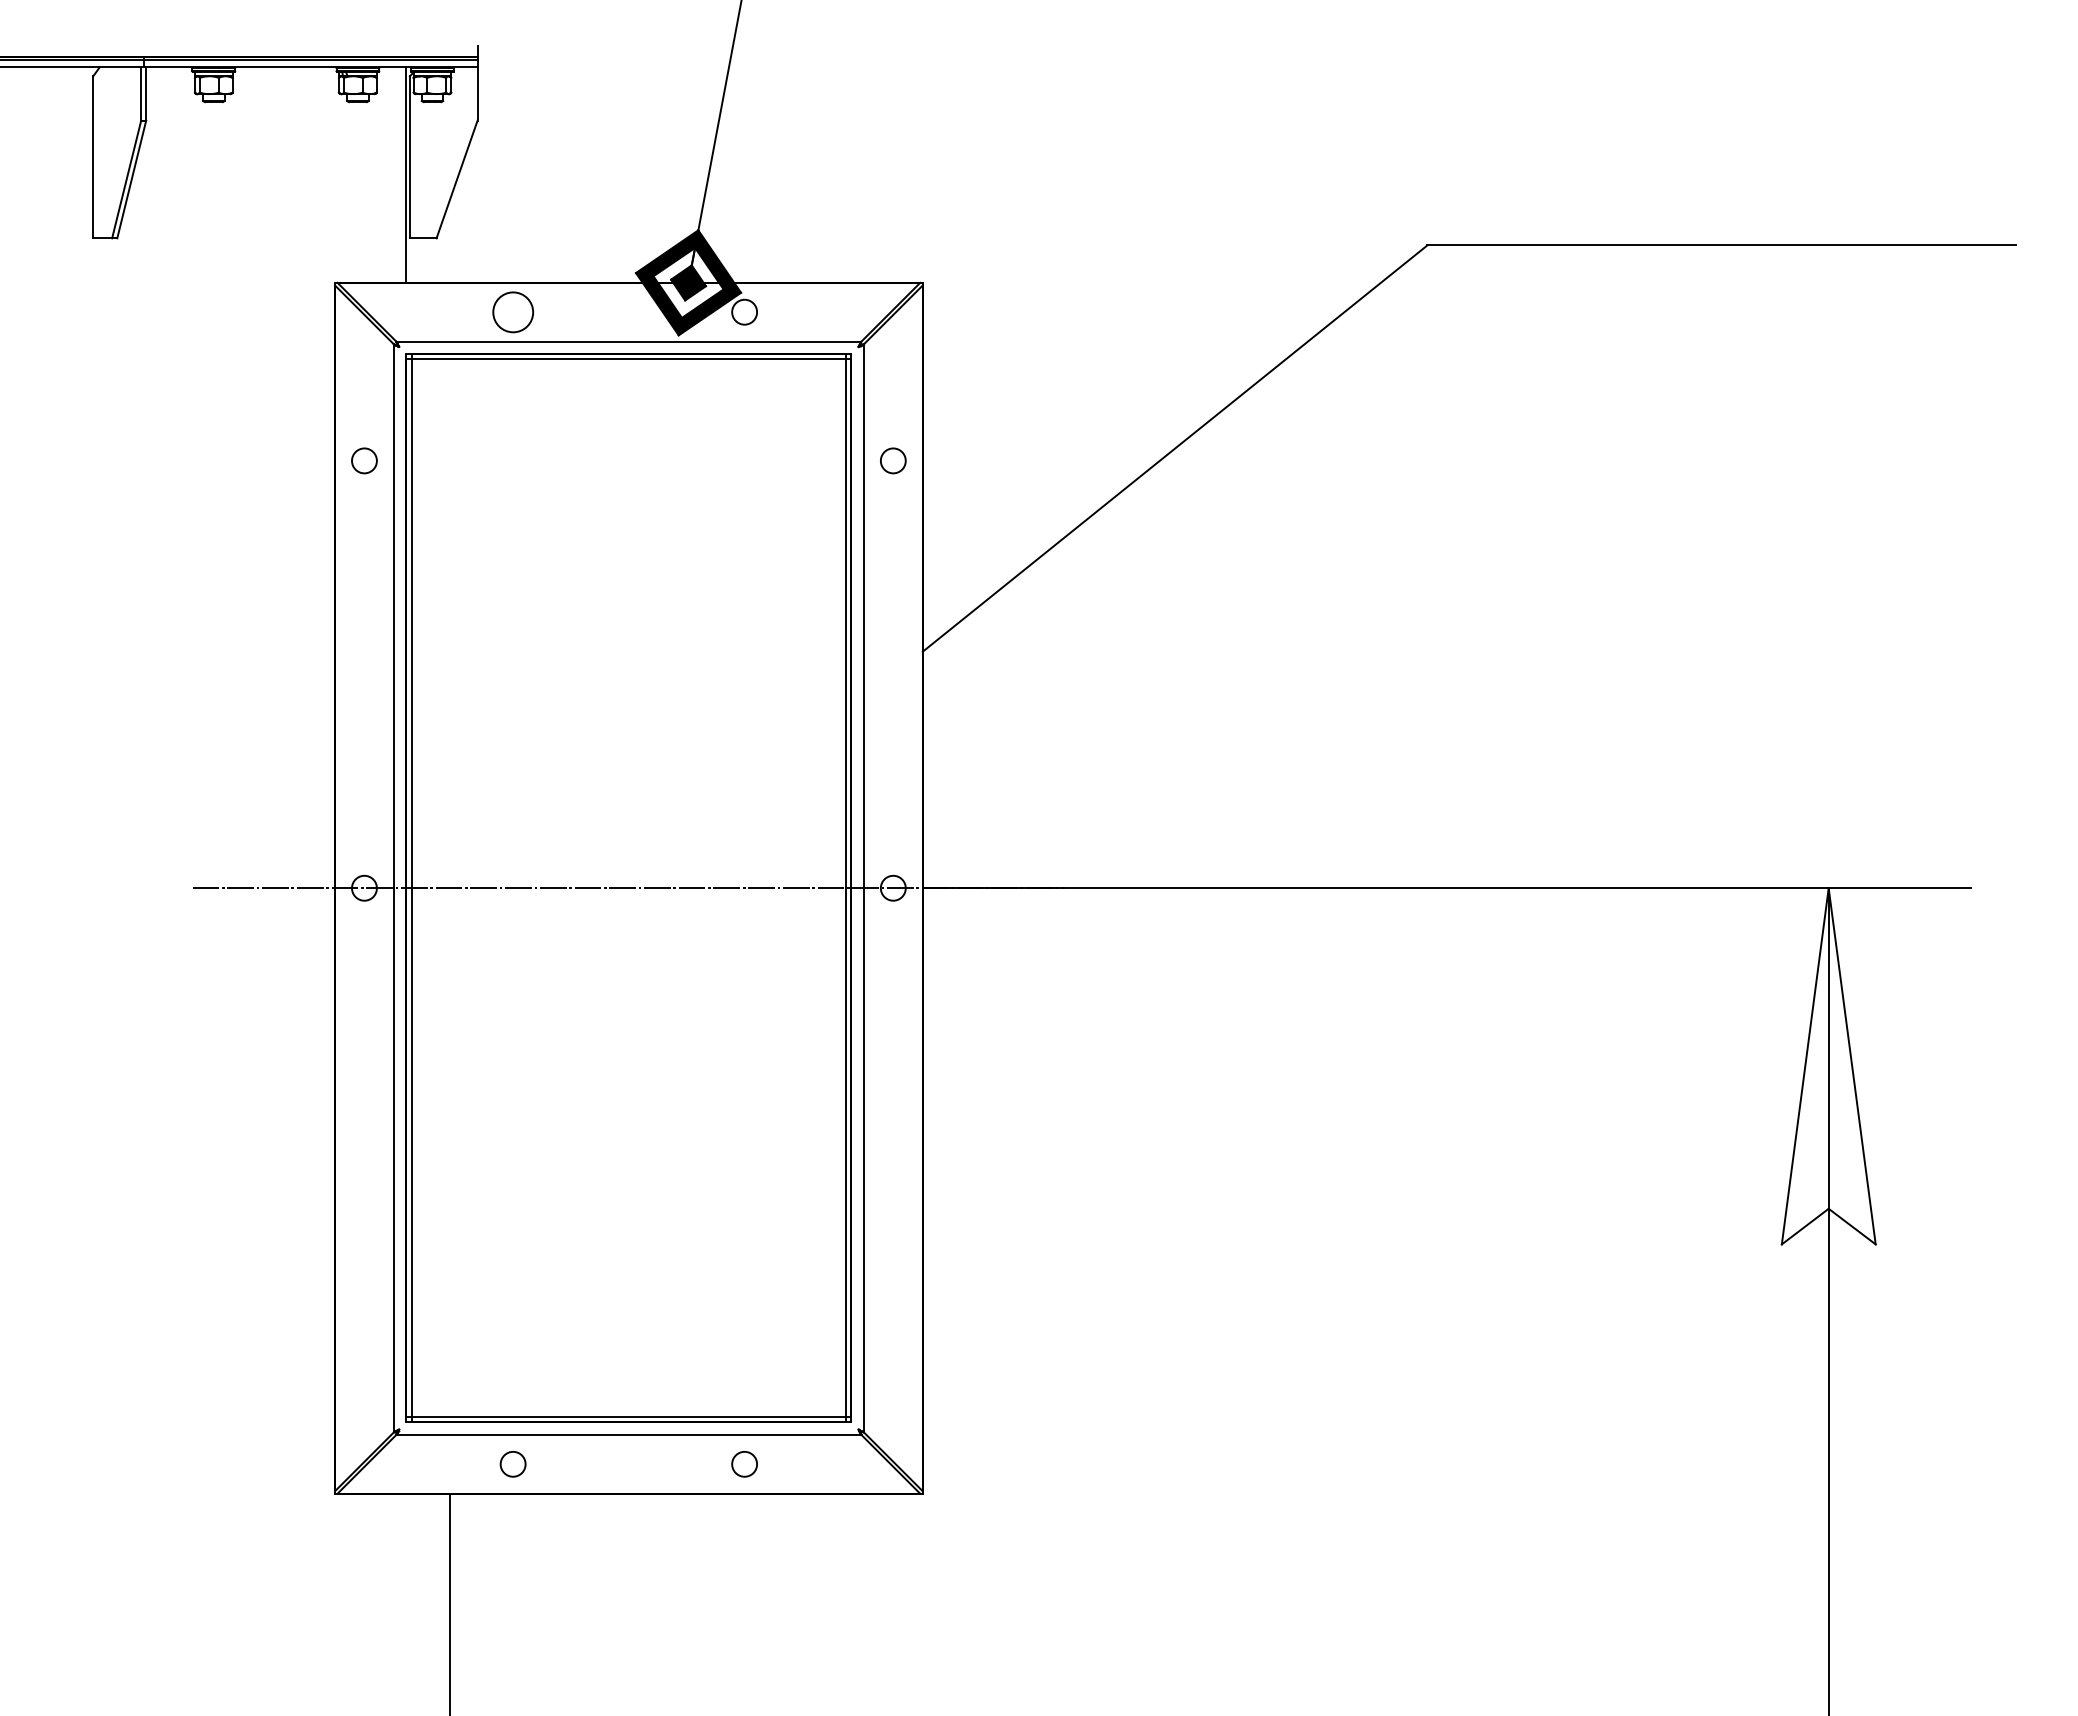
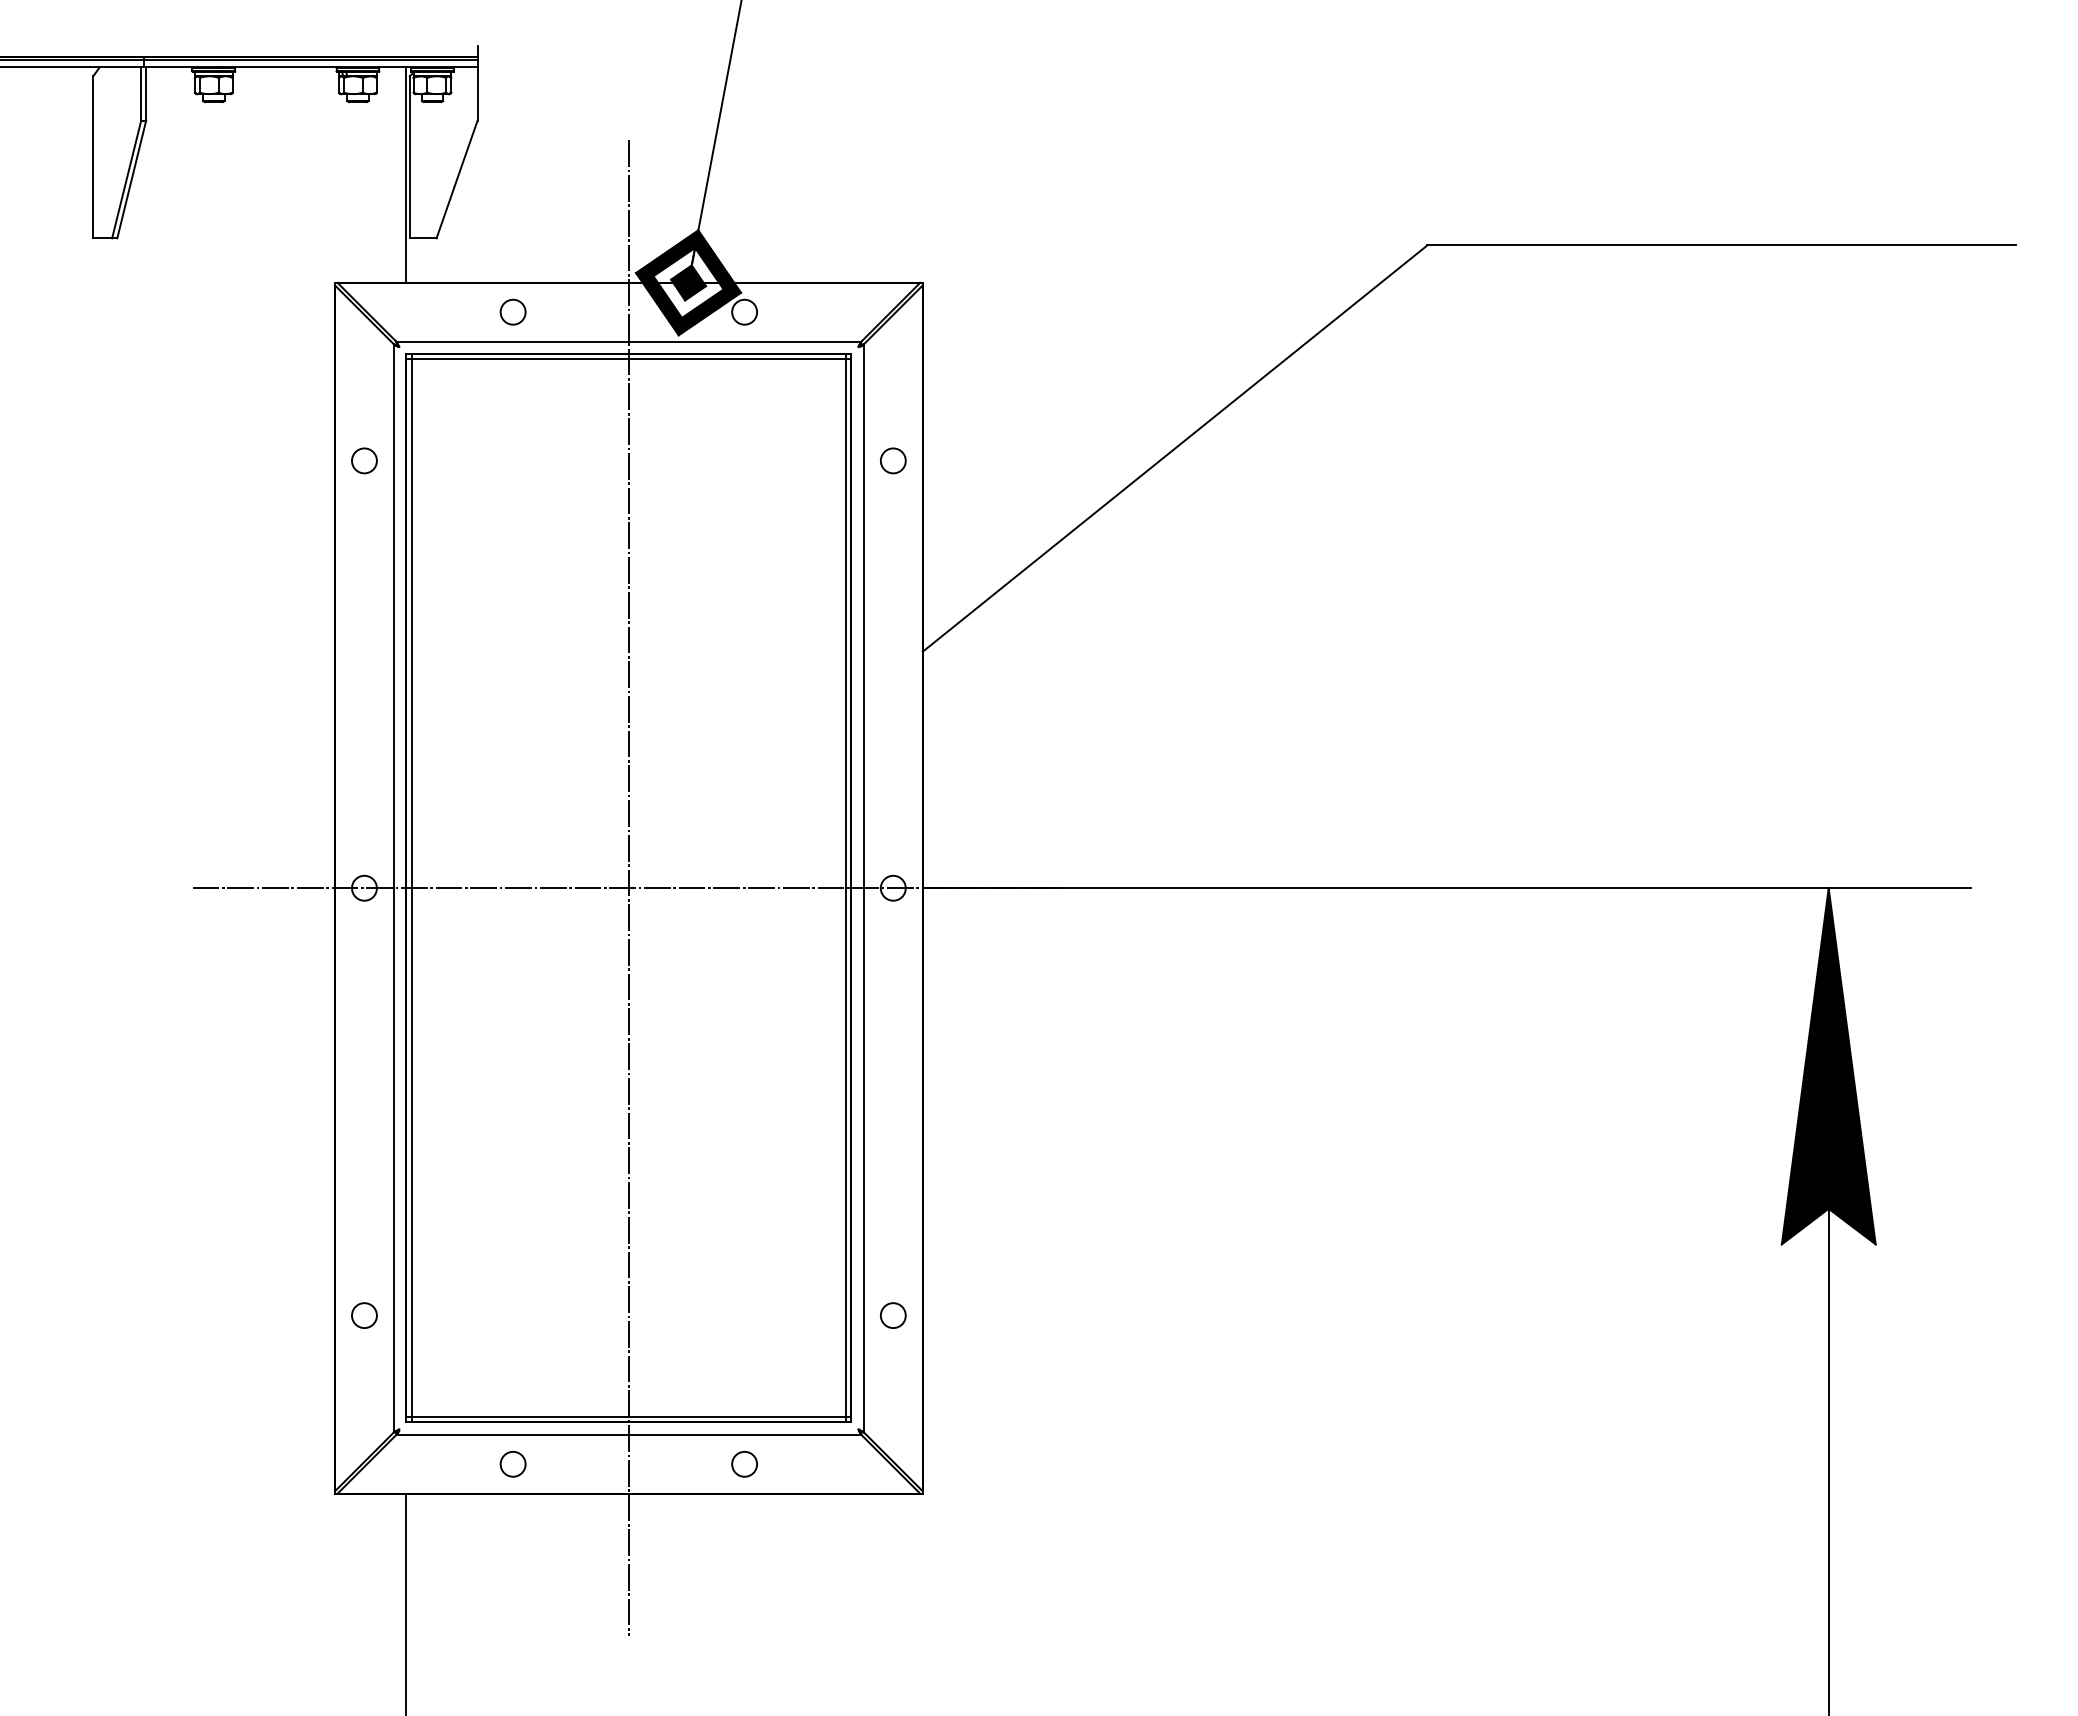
circle size: 43x43 px -> 28x28 px (512, 311)
line: none -> present (628, 888)
fill: none -> present (1828, 1066)
circle: none -> present (364, 1315)
circle: none -> present (893, 1315)
line position: (450, 1602) -> (406, 1602) (406, 1602)
